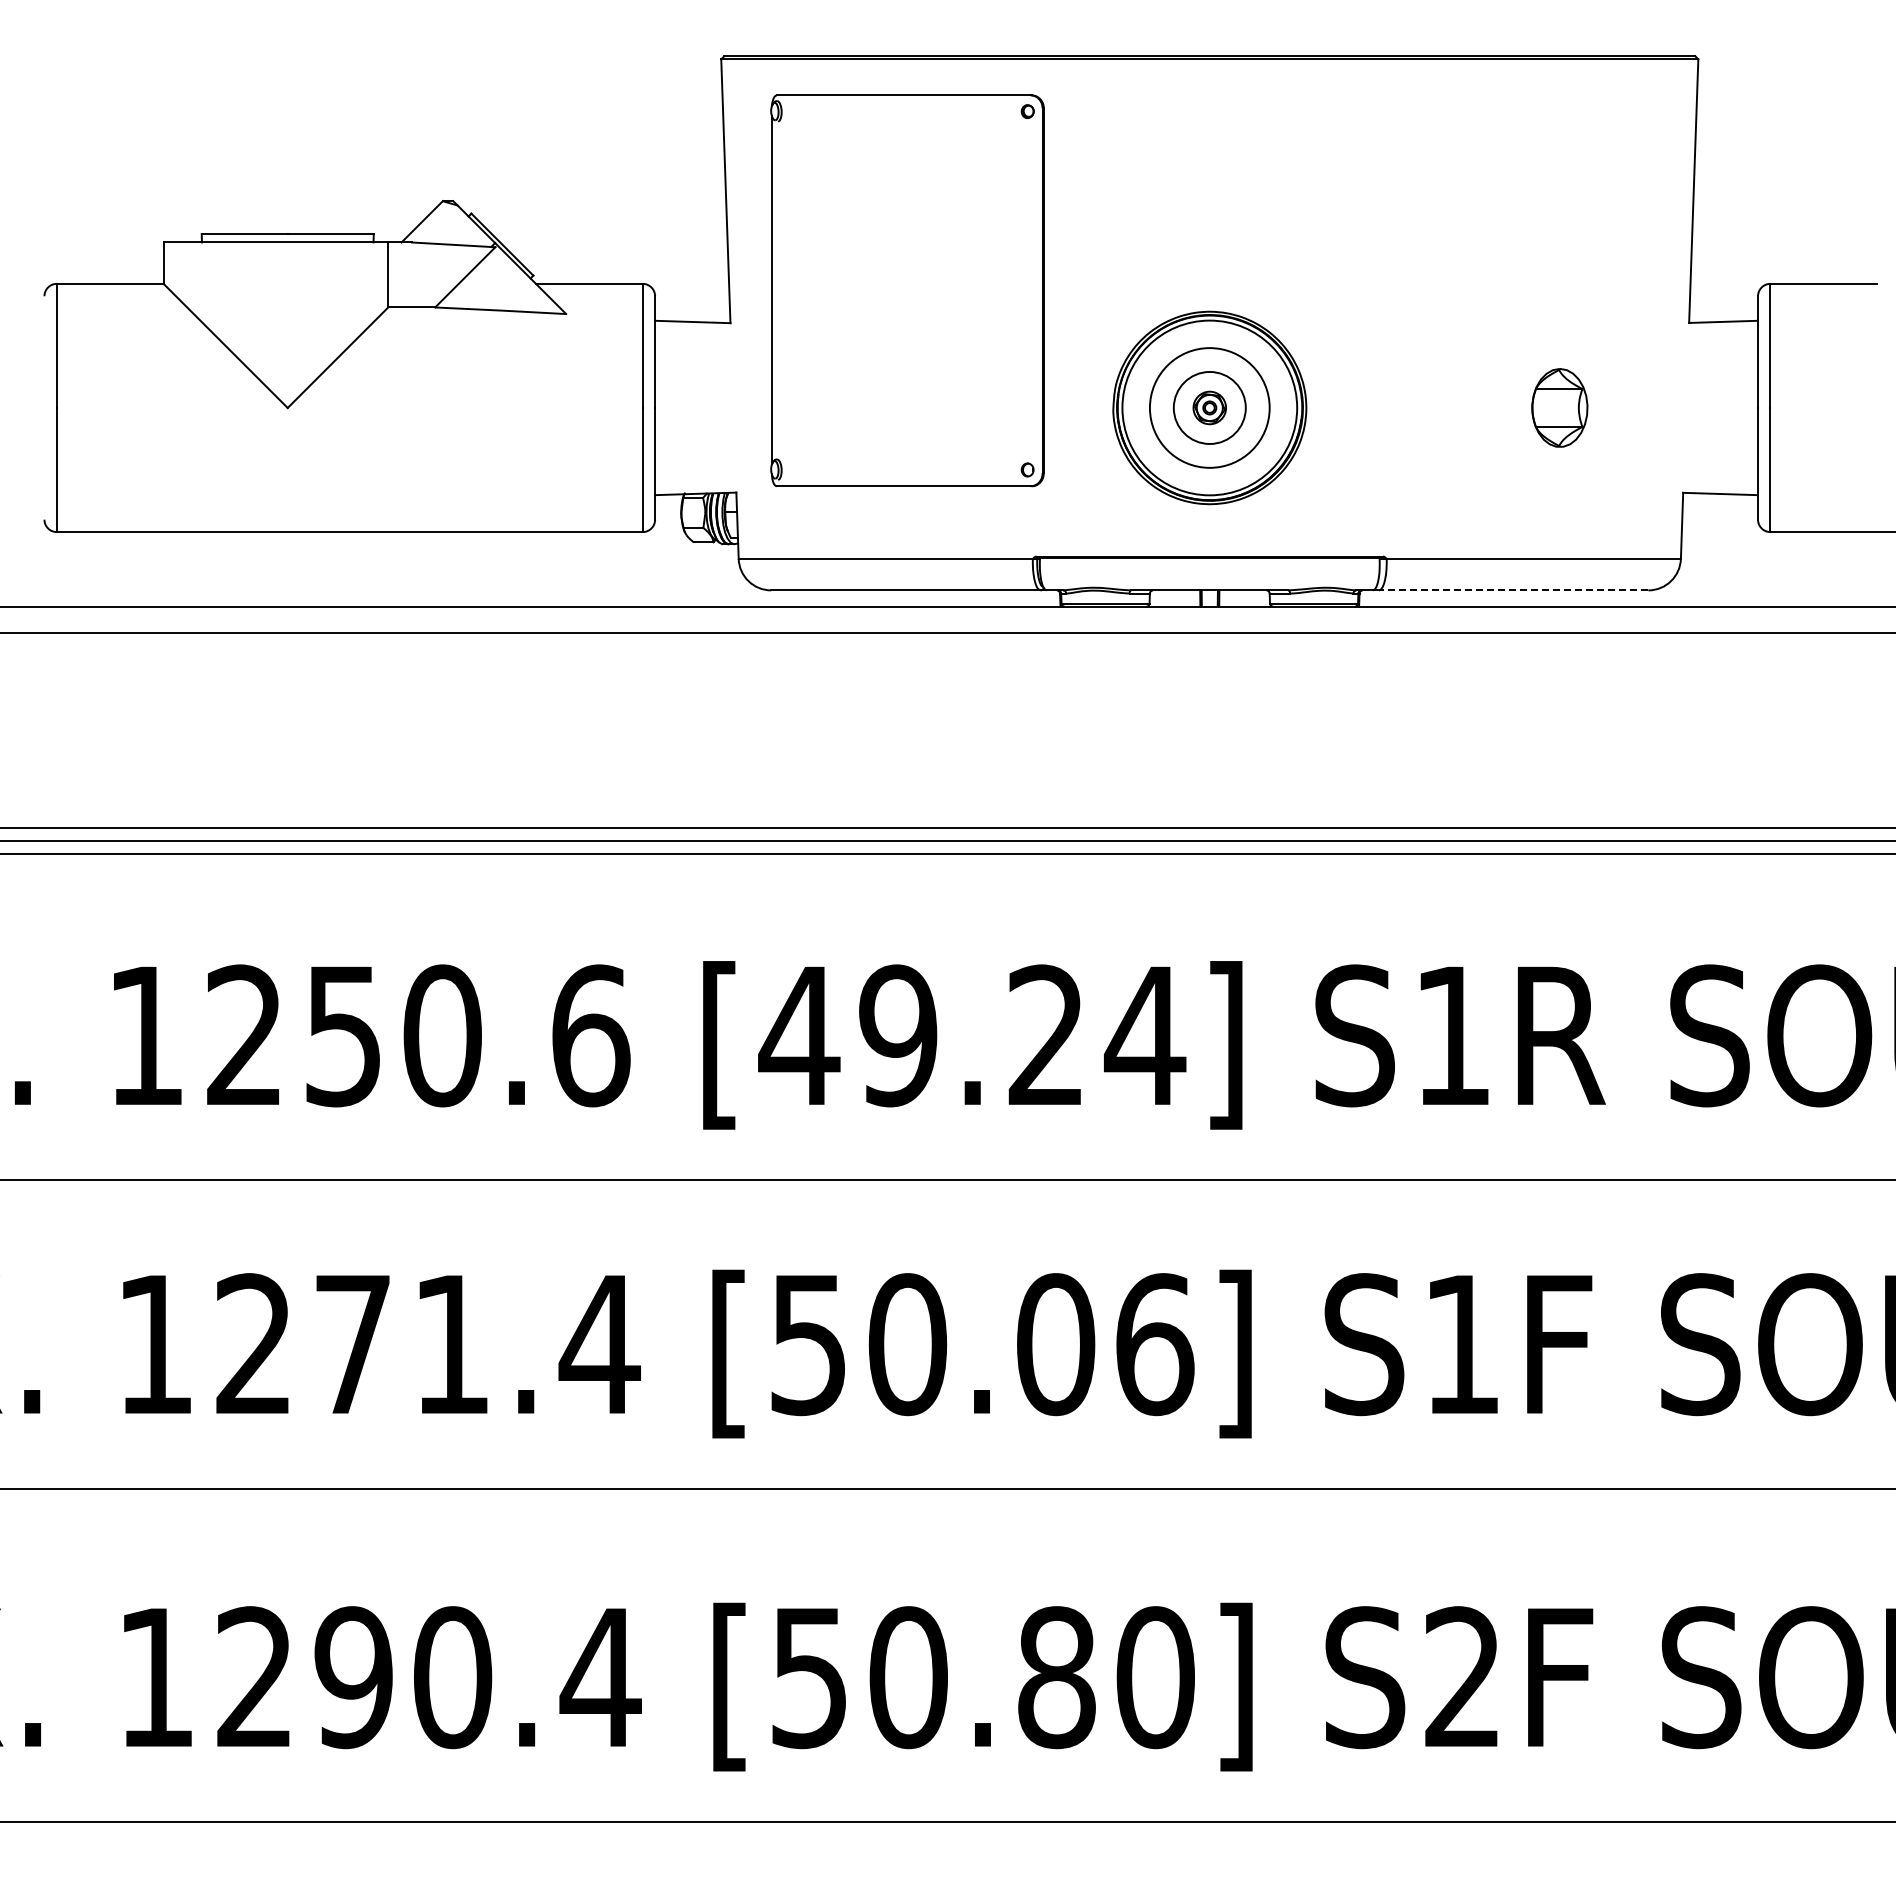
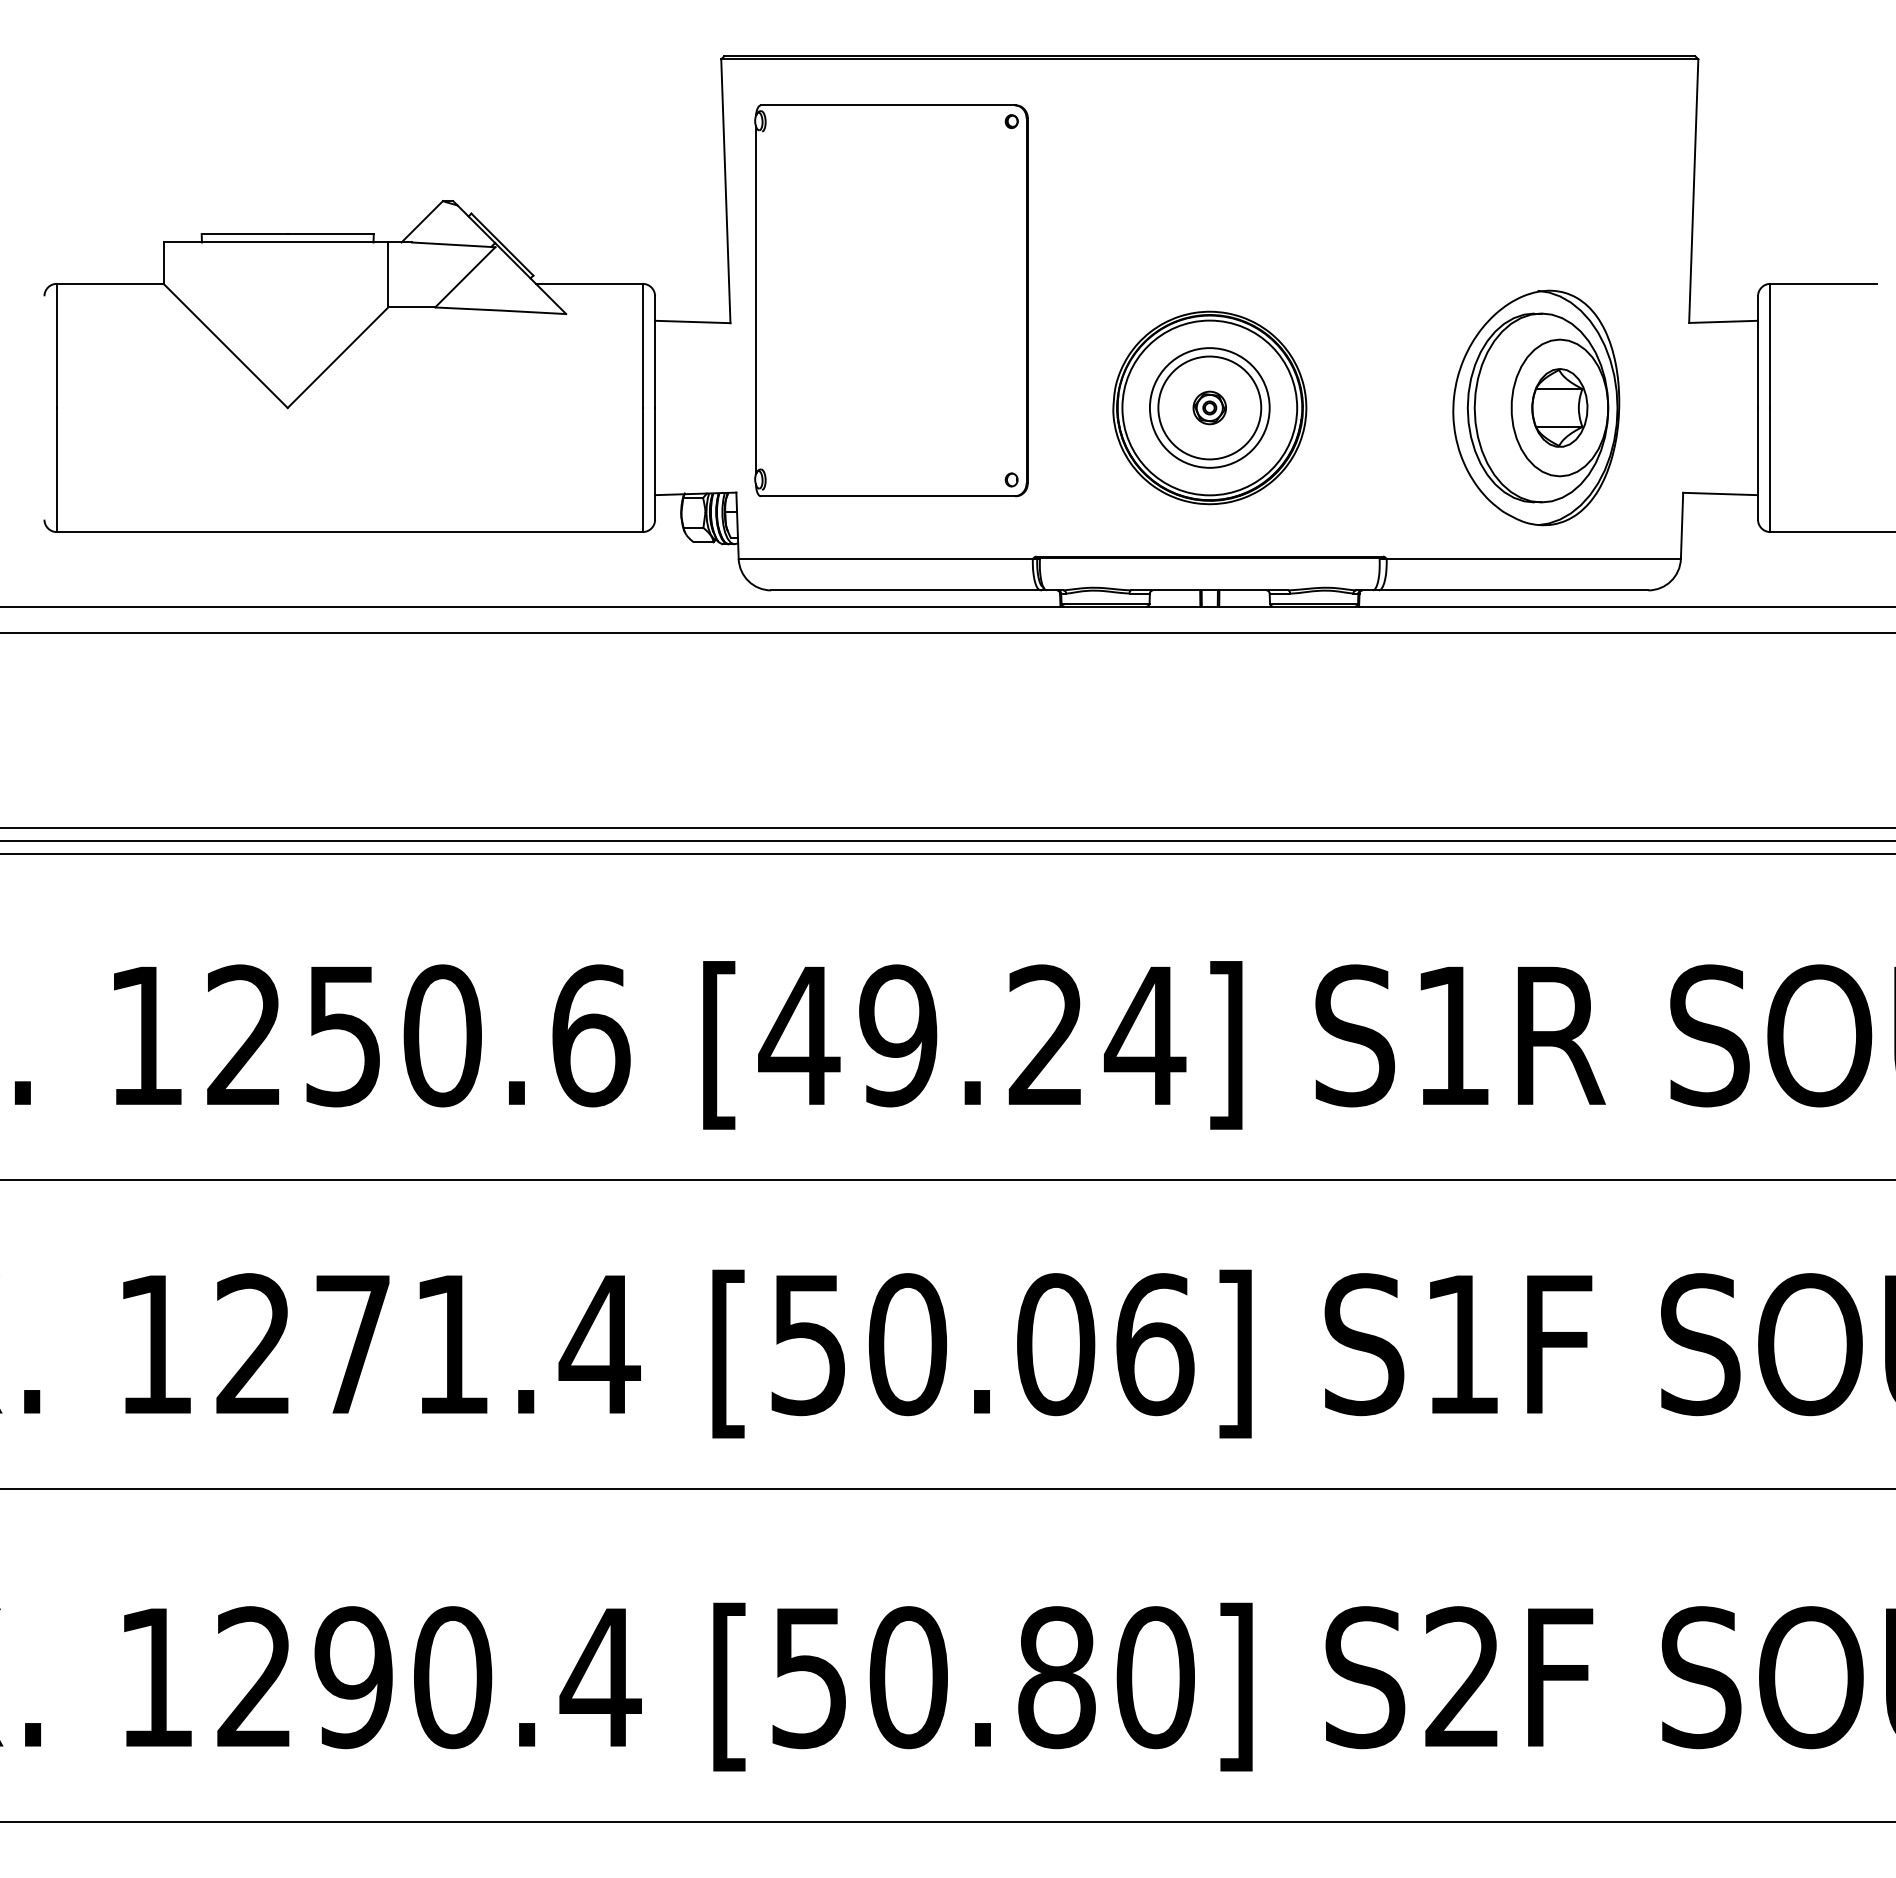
part position: (907, 290) -> (891, 300) (891, 300)
circle diameter: 72 px -> 103 px (1209, 407)
part: none -> present (1536, 407)
line: dashed -> solid (1513, 590)
